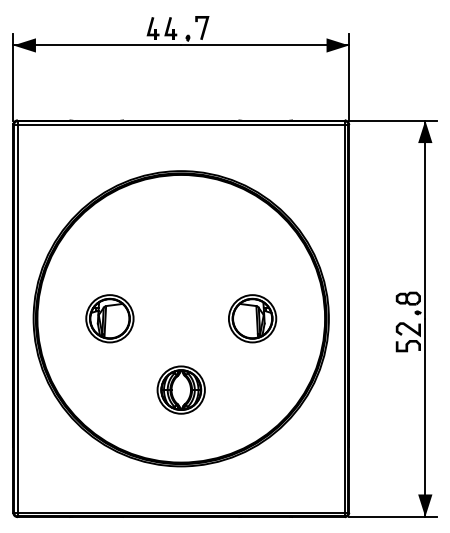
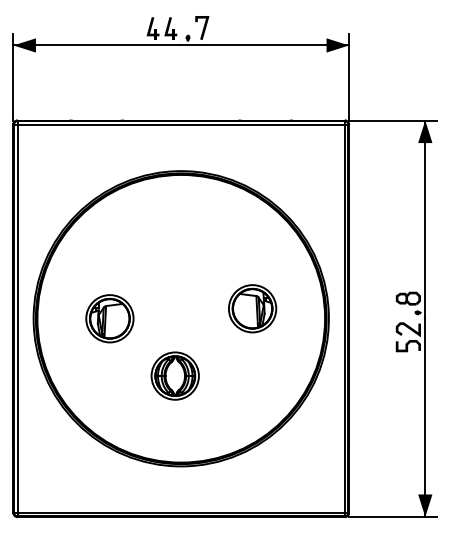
part position: (252, 318) -> (252, 308) (252, 308)
part position: (180, 389) -> (174, 375) (174, 375)
